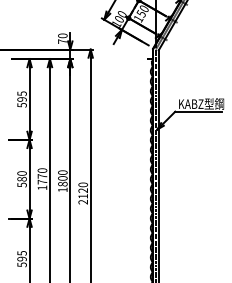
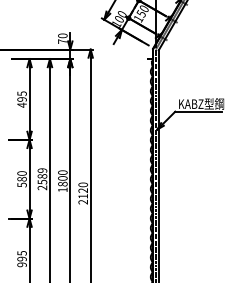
text: 595 -> 495 (21, 104)
text: 1770 -> 2589 (42, 179)
text: 595 -> 995 (21, 264)
